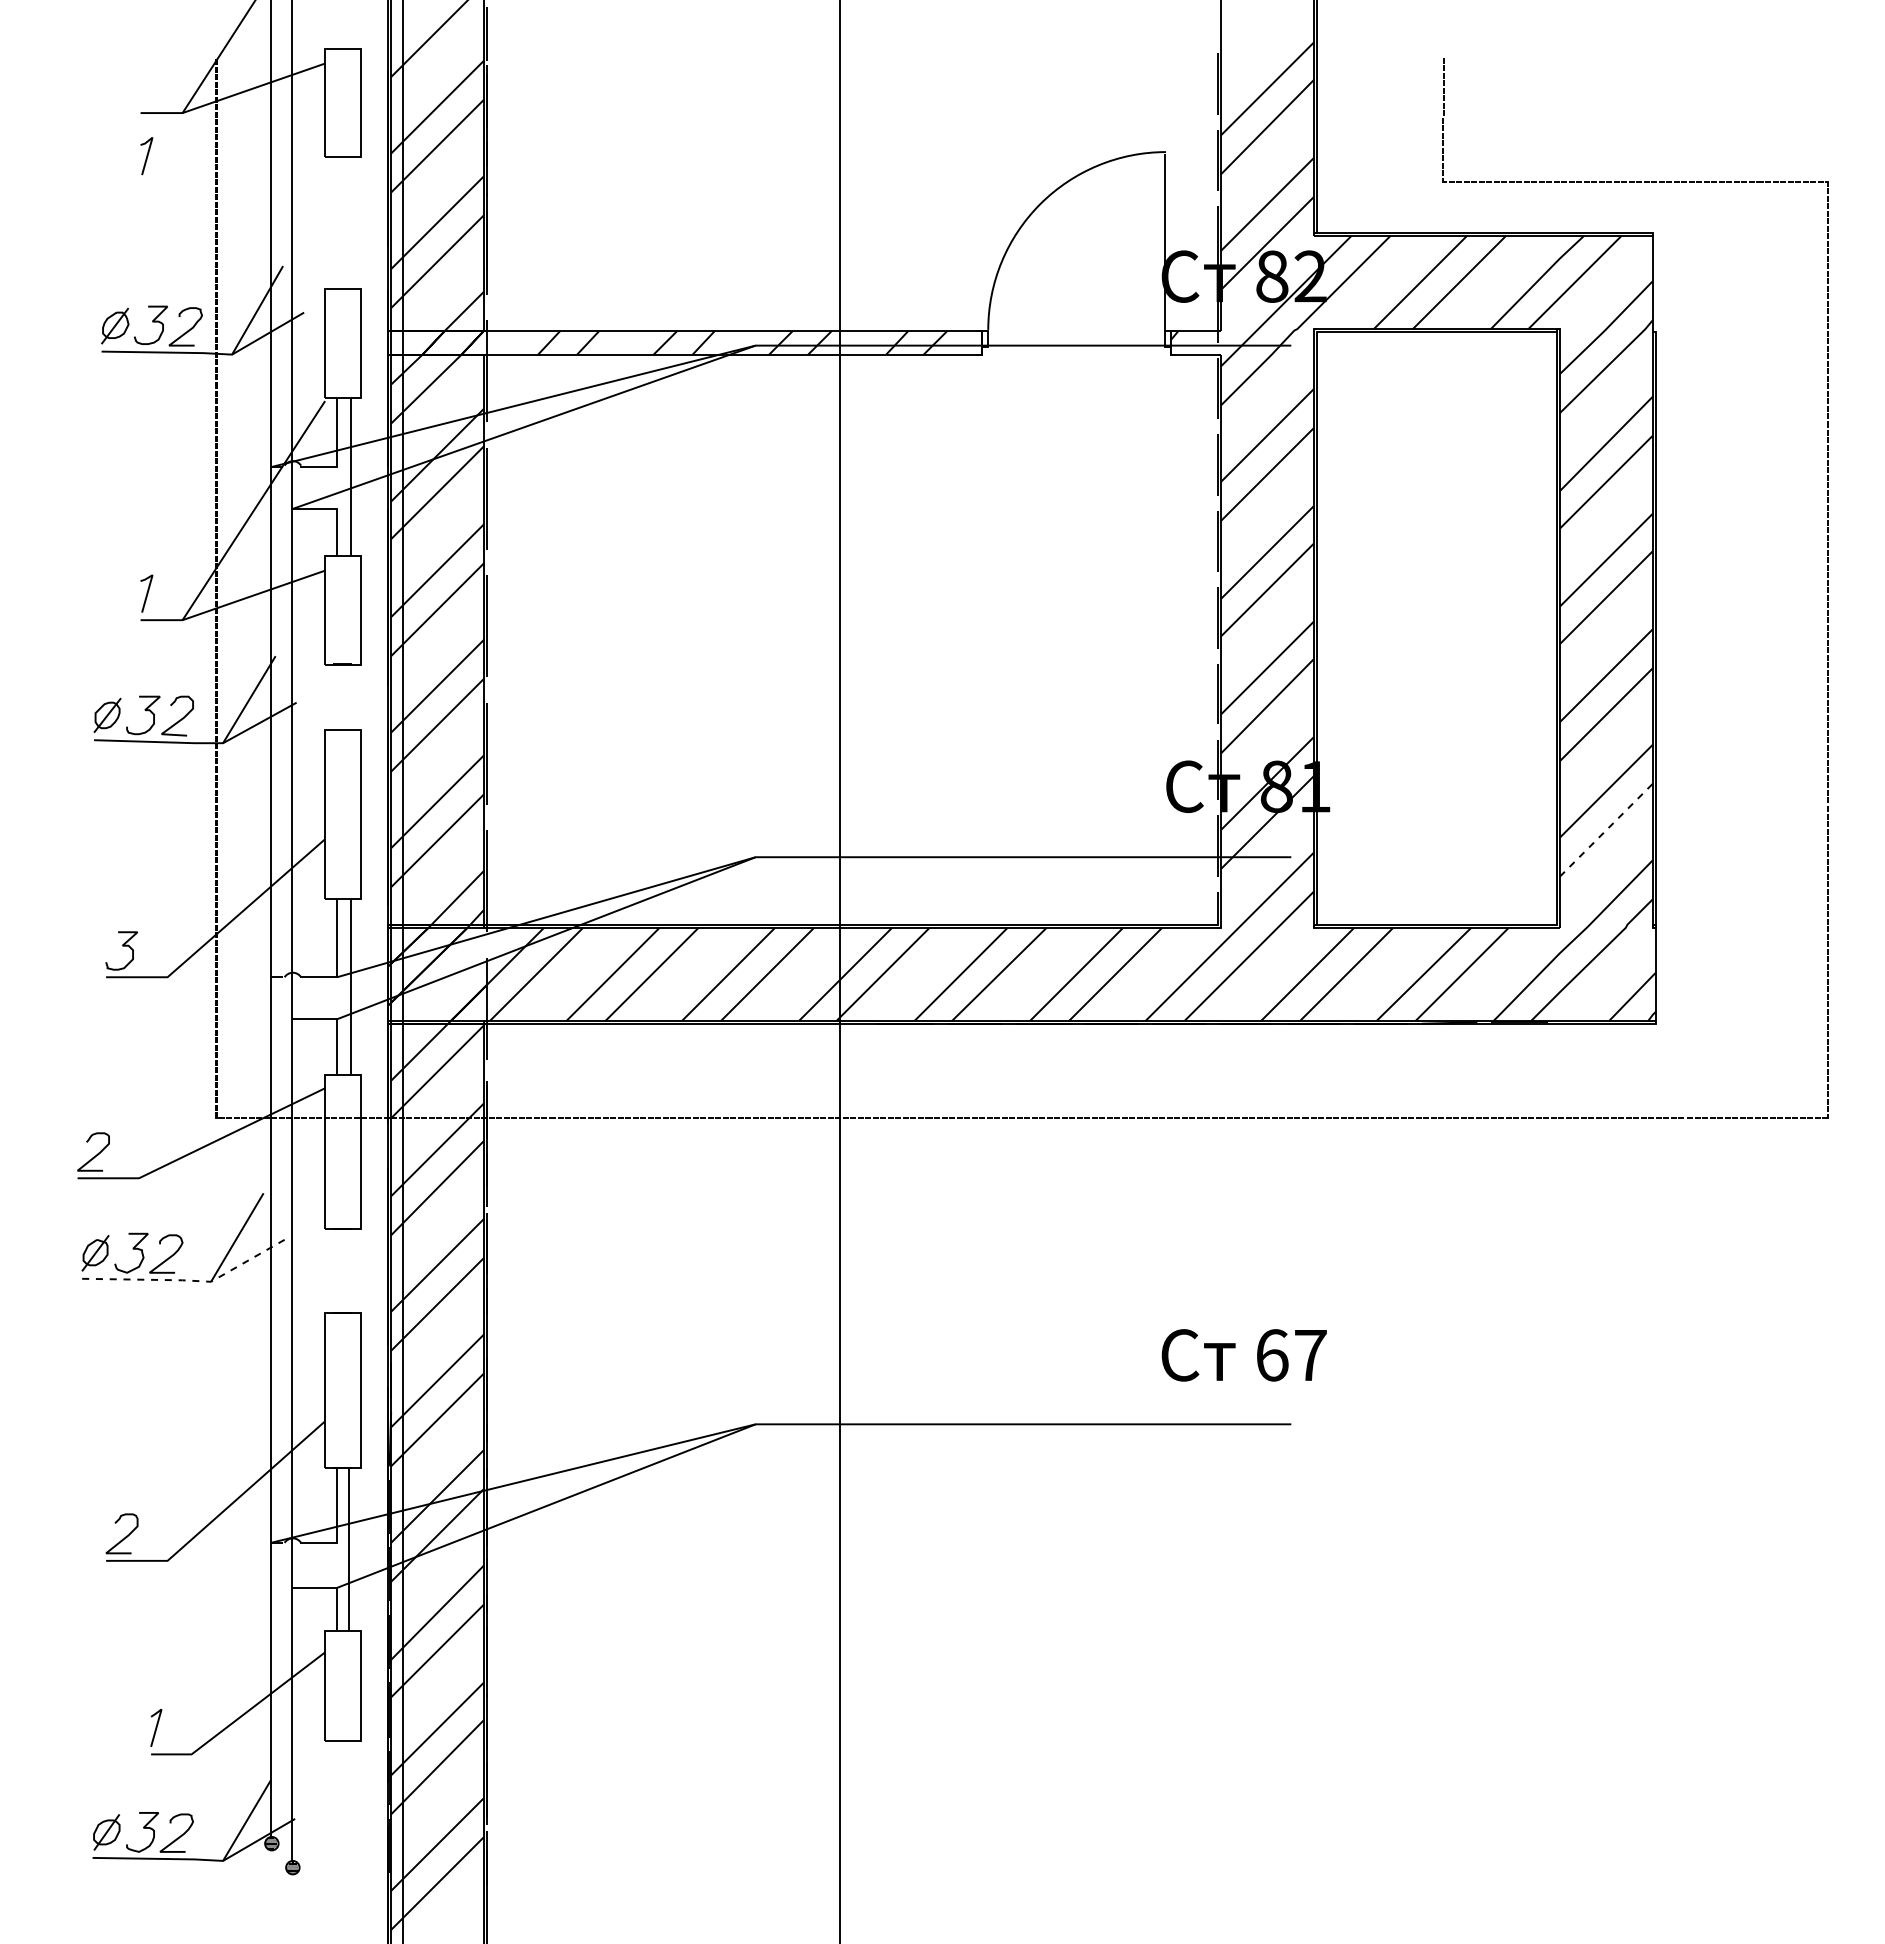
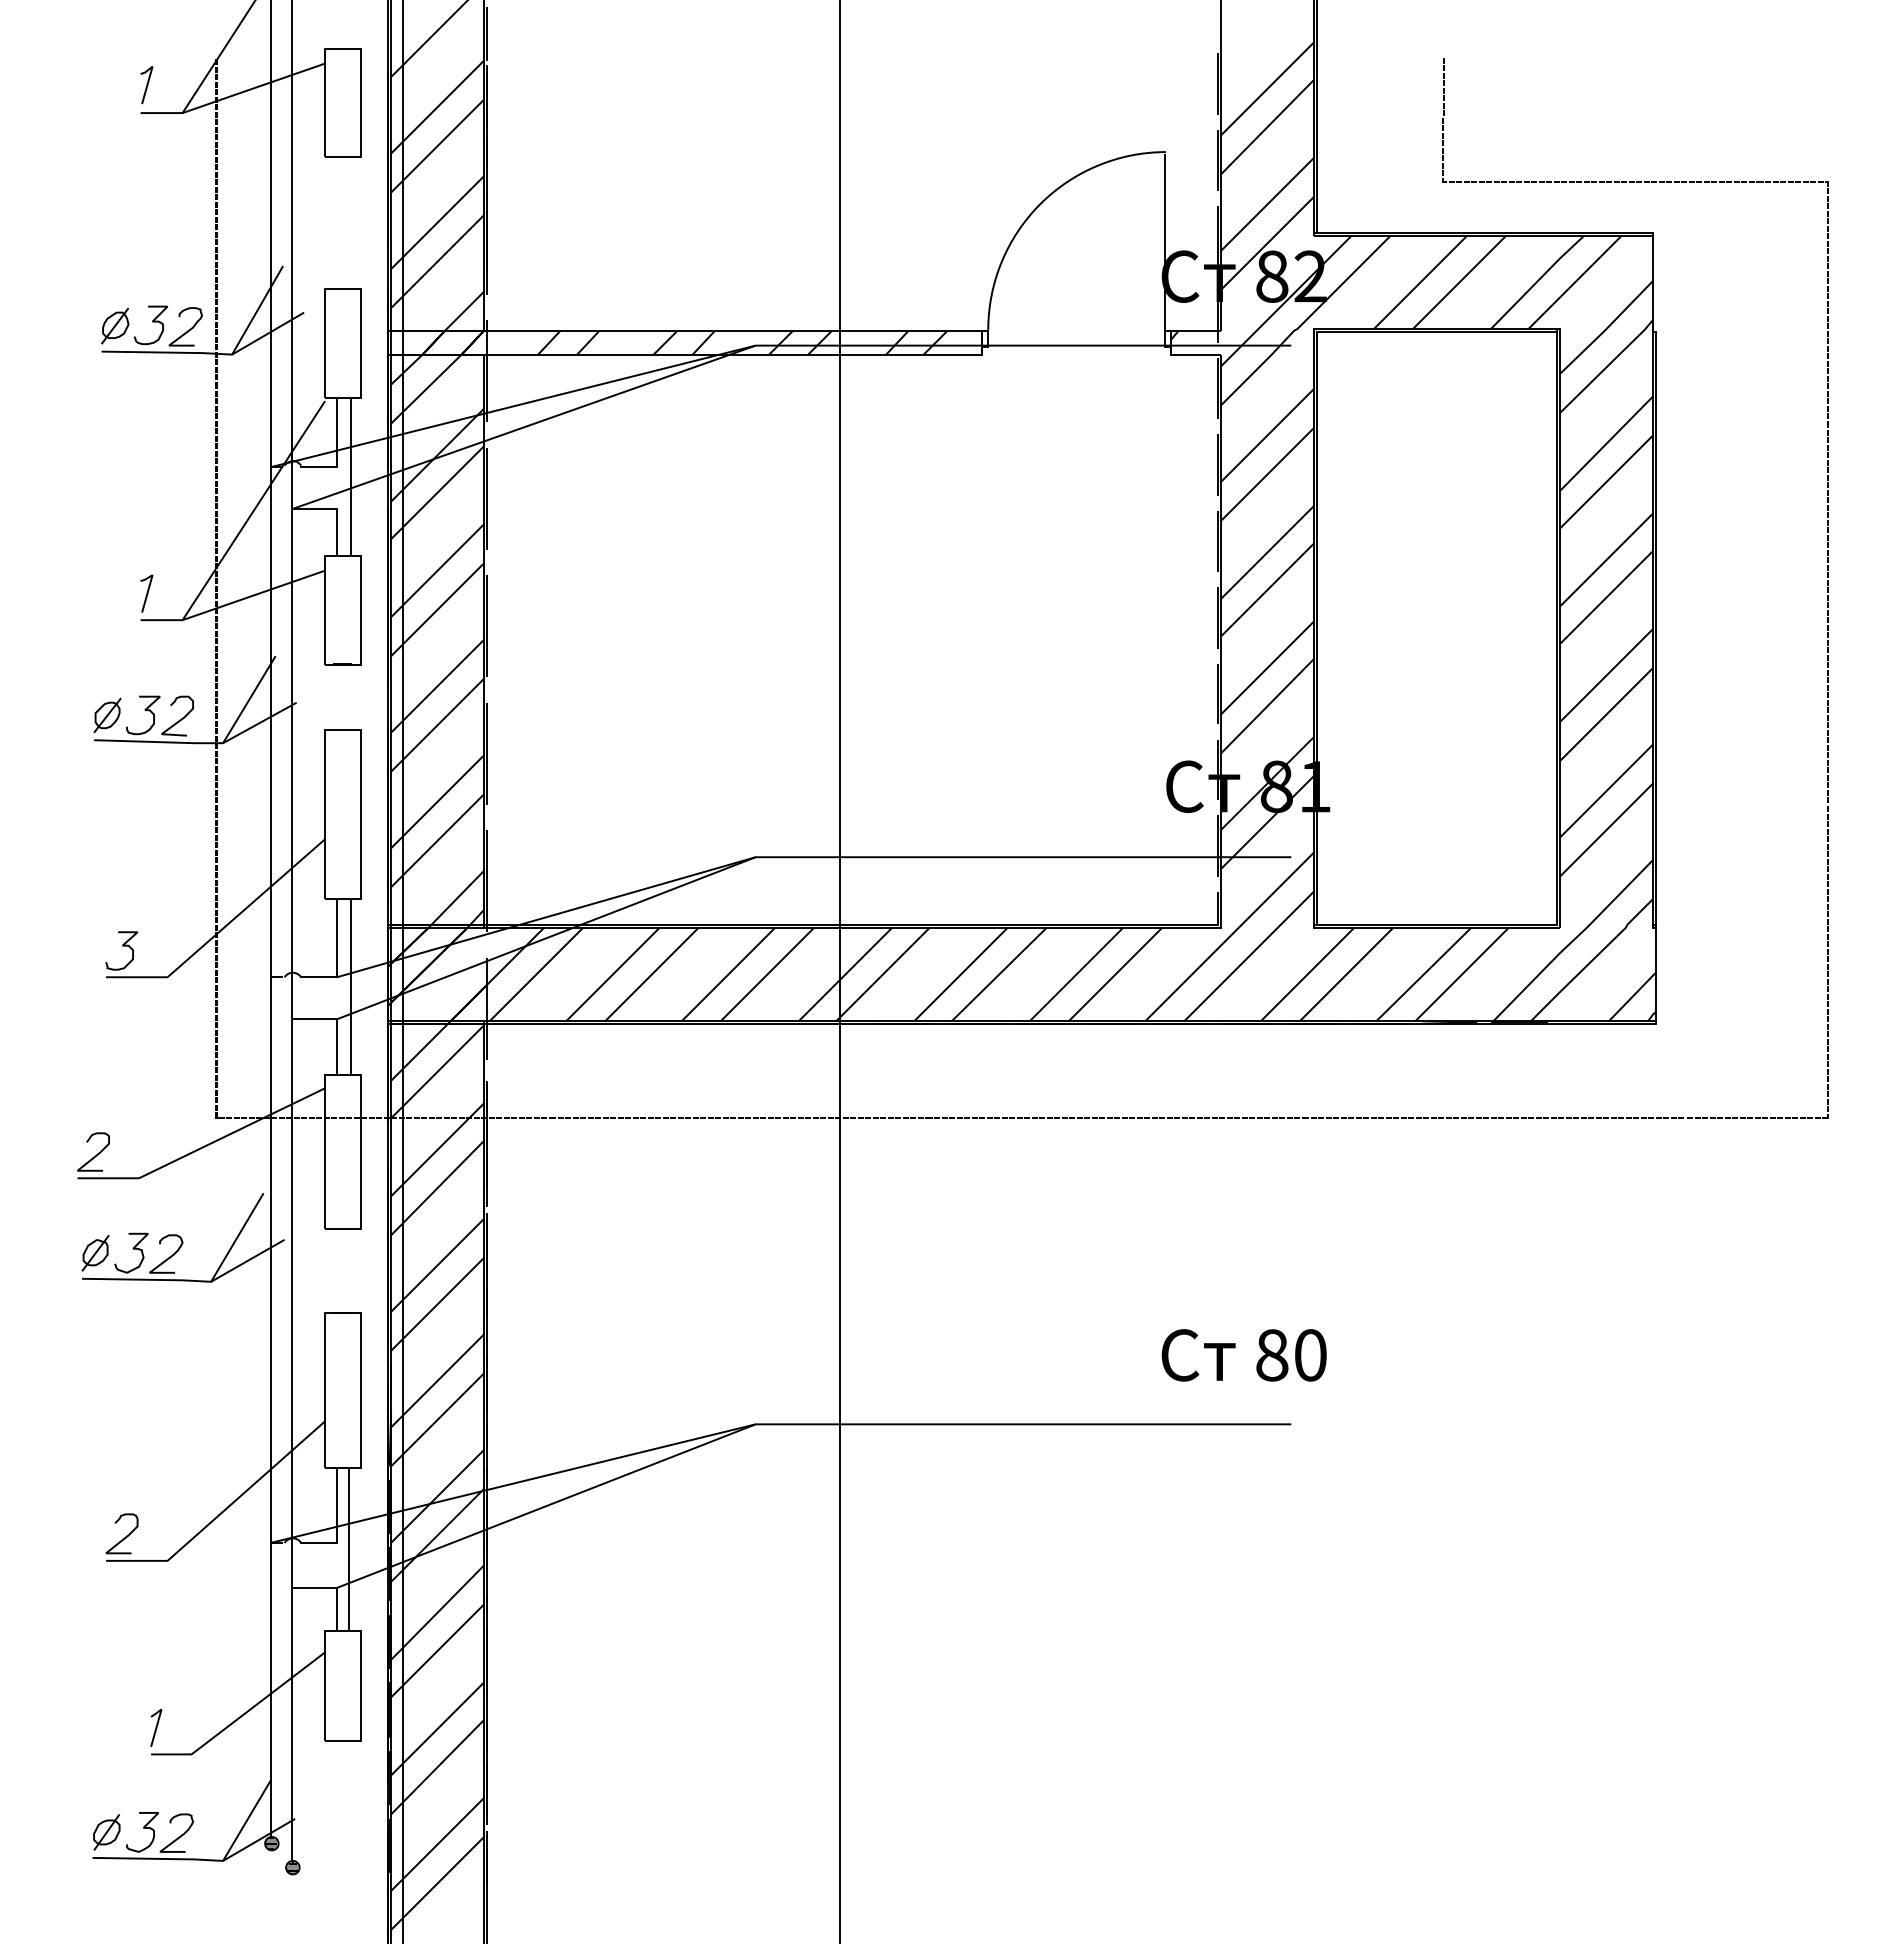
line position: (146, 156) -> (146, 85) (146, 85)
line: dashed -> solid (1606, 830)
line: dashed -> solid (188, 1280)
text: 67 -> 80 (1291, 1355)
